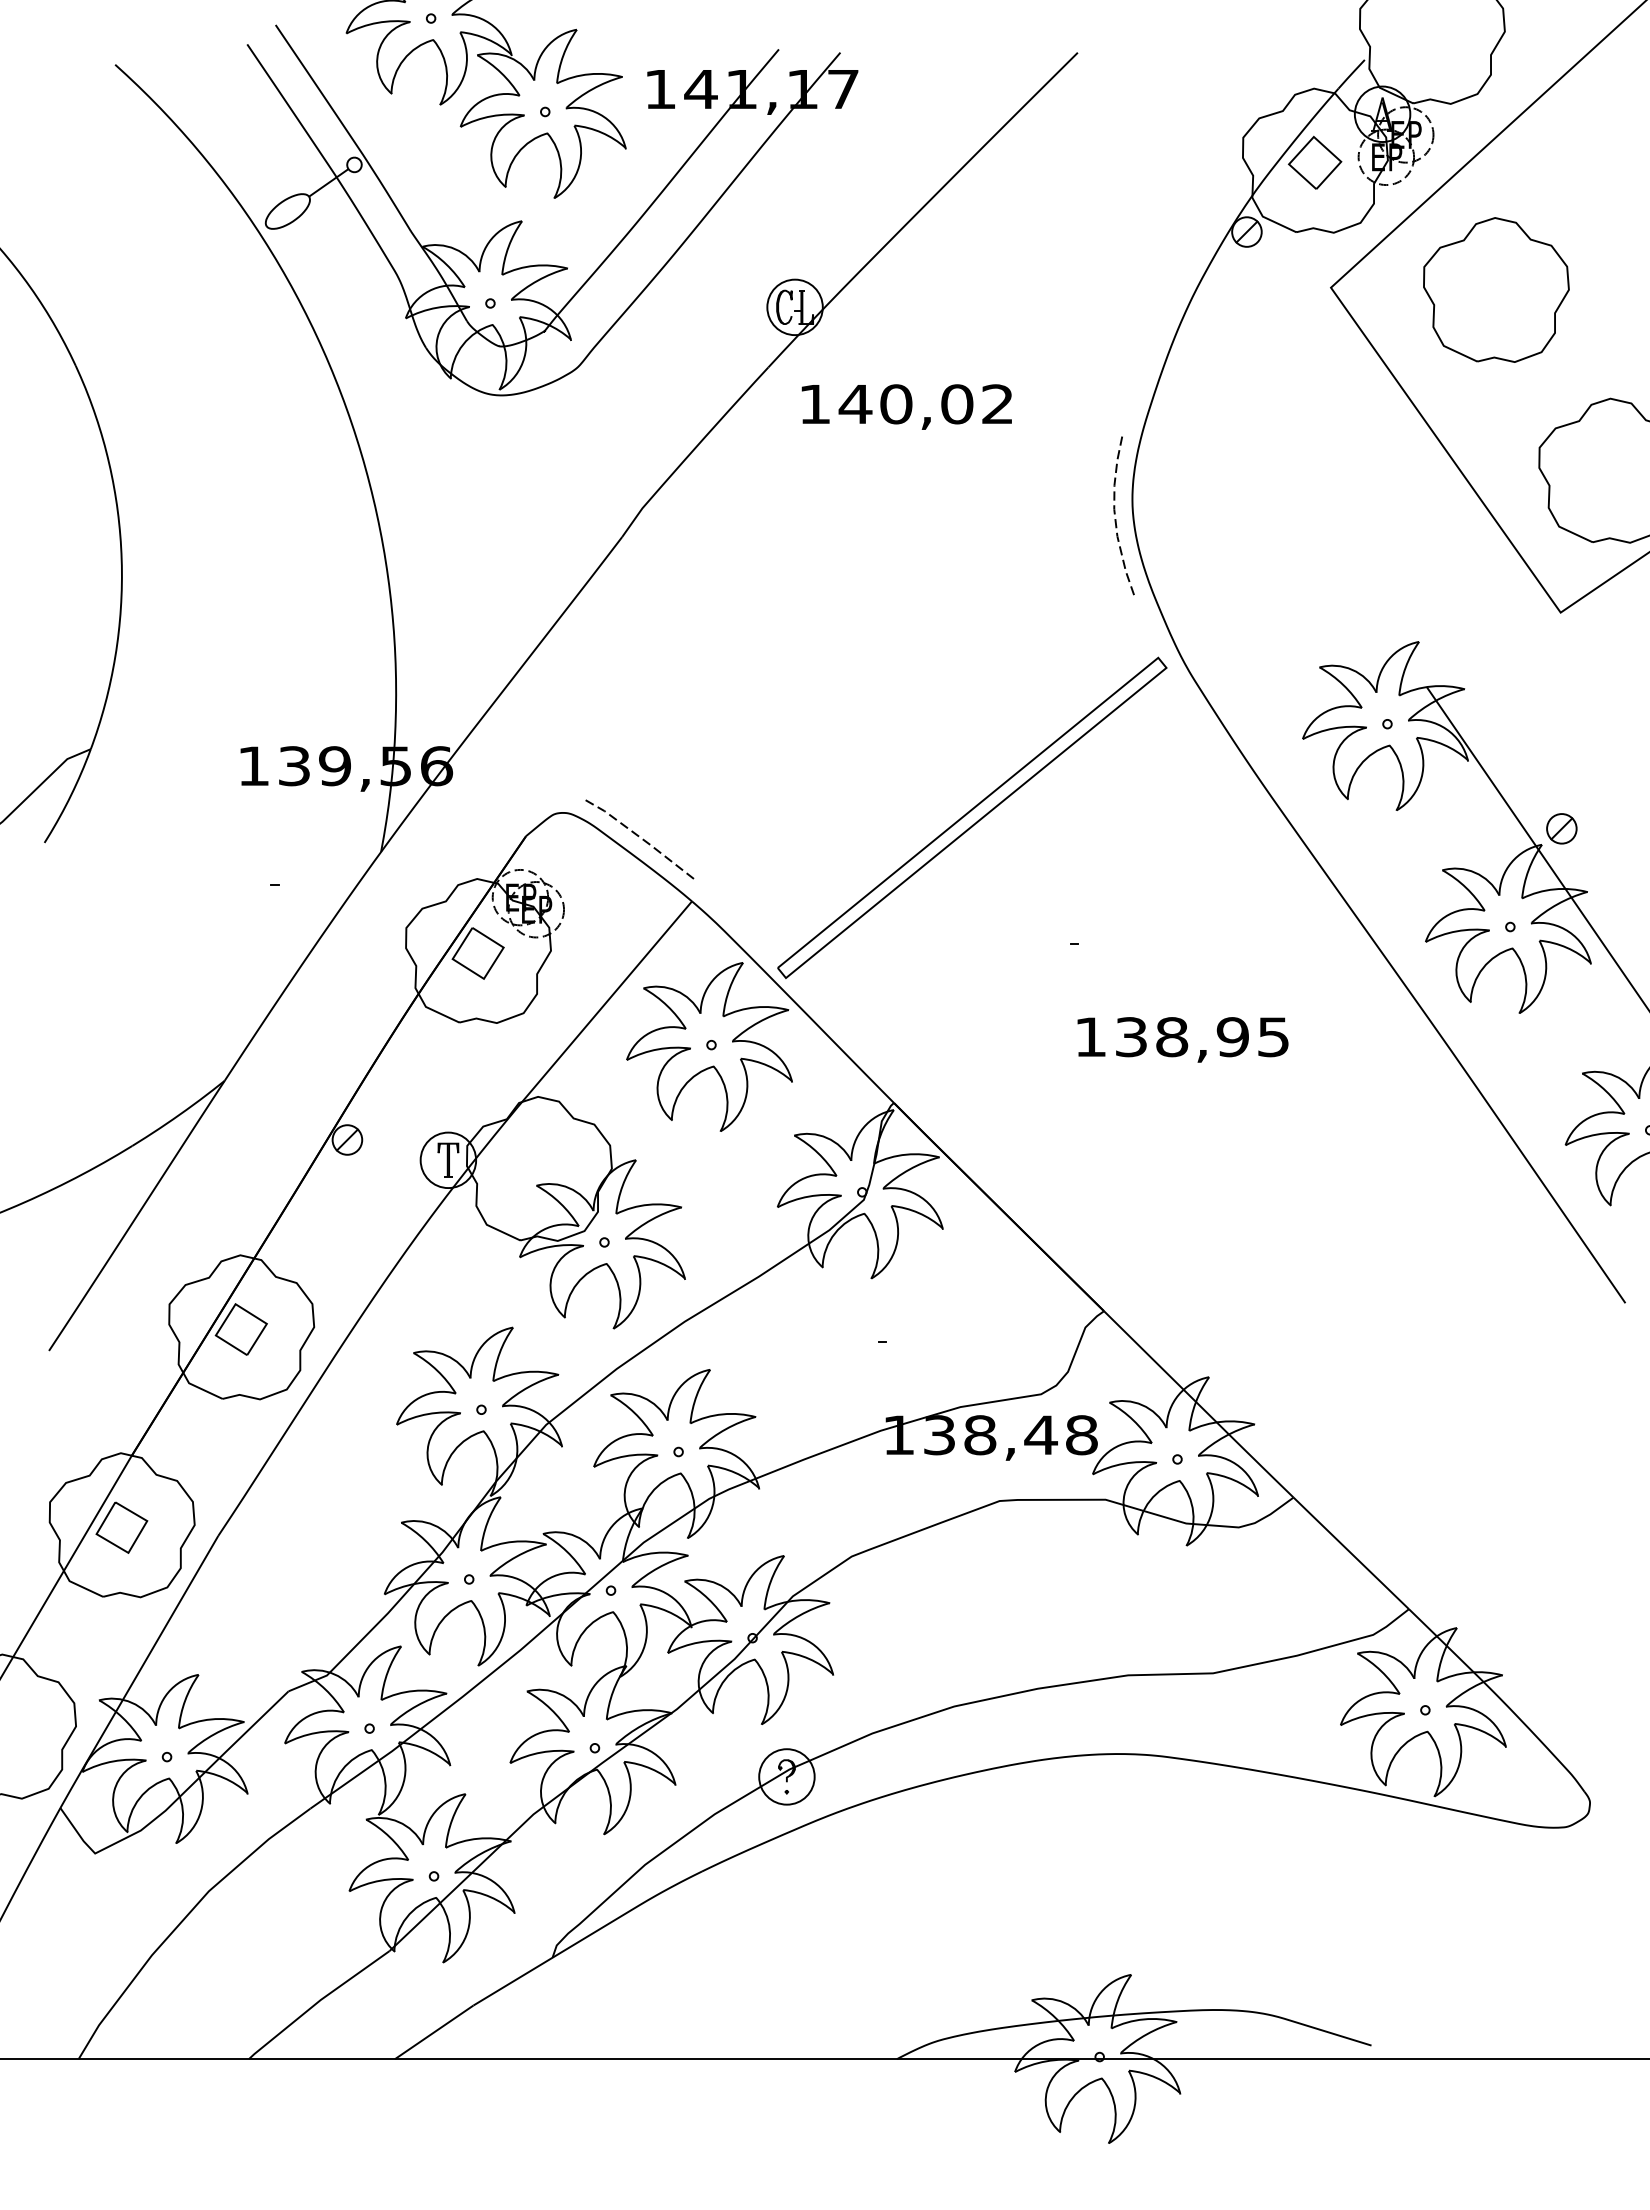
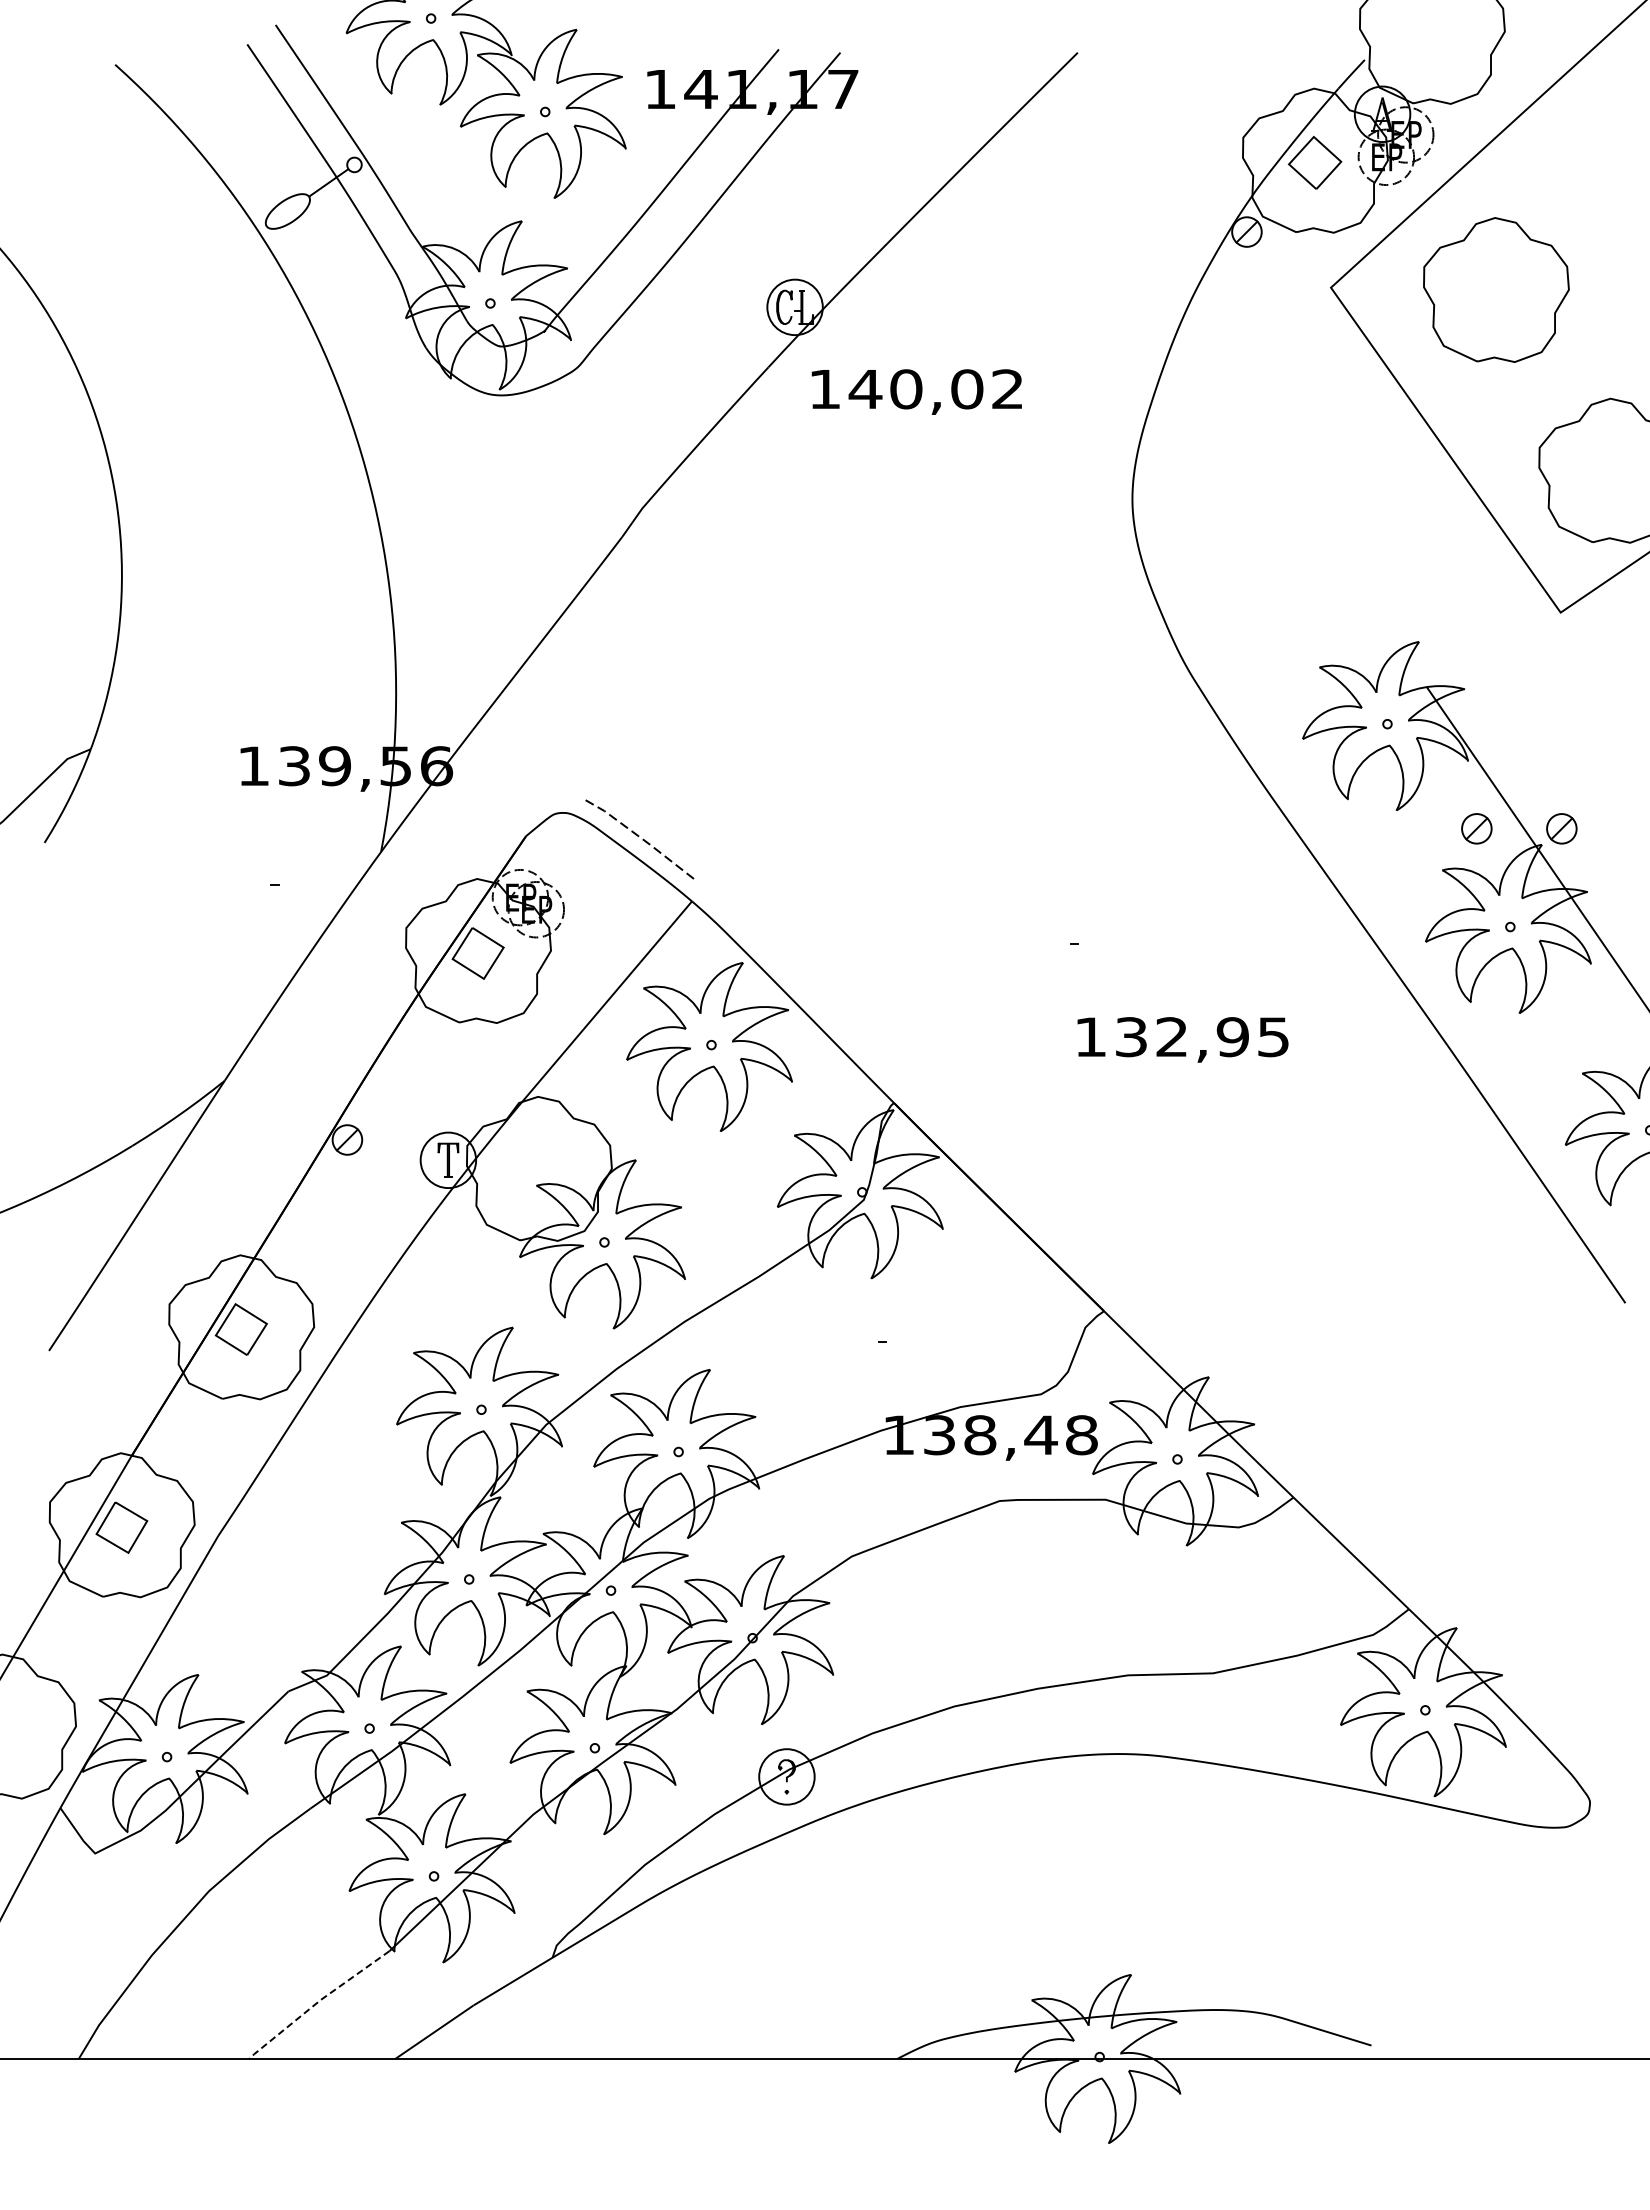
text position: (906, 406) -> (916, 391) (916, 391)
curve: present -> none (1115, 514)
part: present -> none (972, 817)
part: none -> present (1476, 828)
text: 138,95 -> 132,95 (1172, 1037)
line: solid -> dashed (316, 2003)
